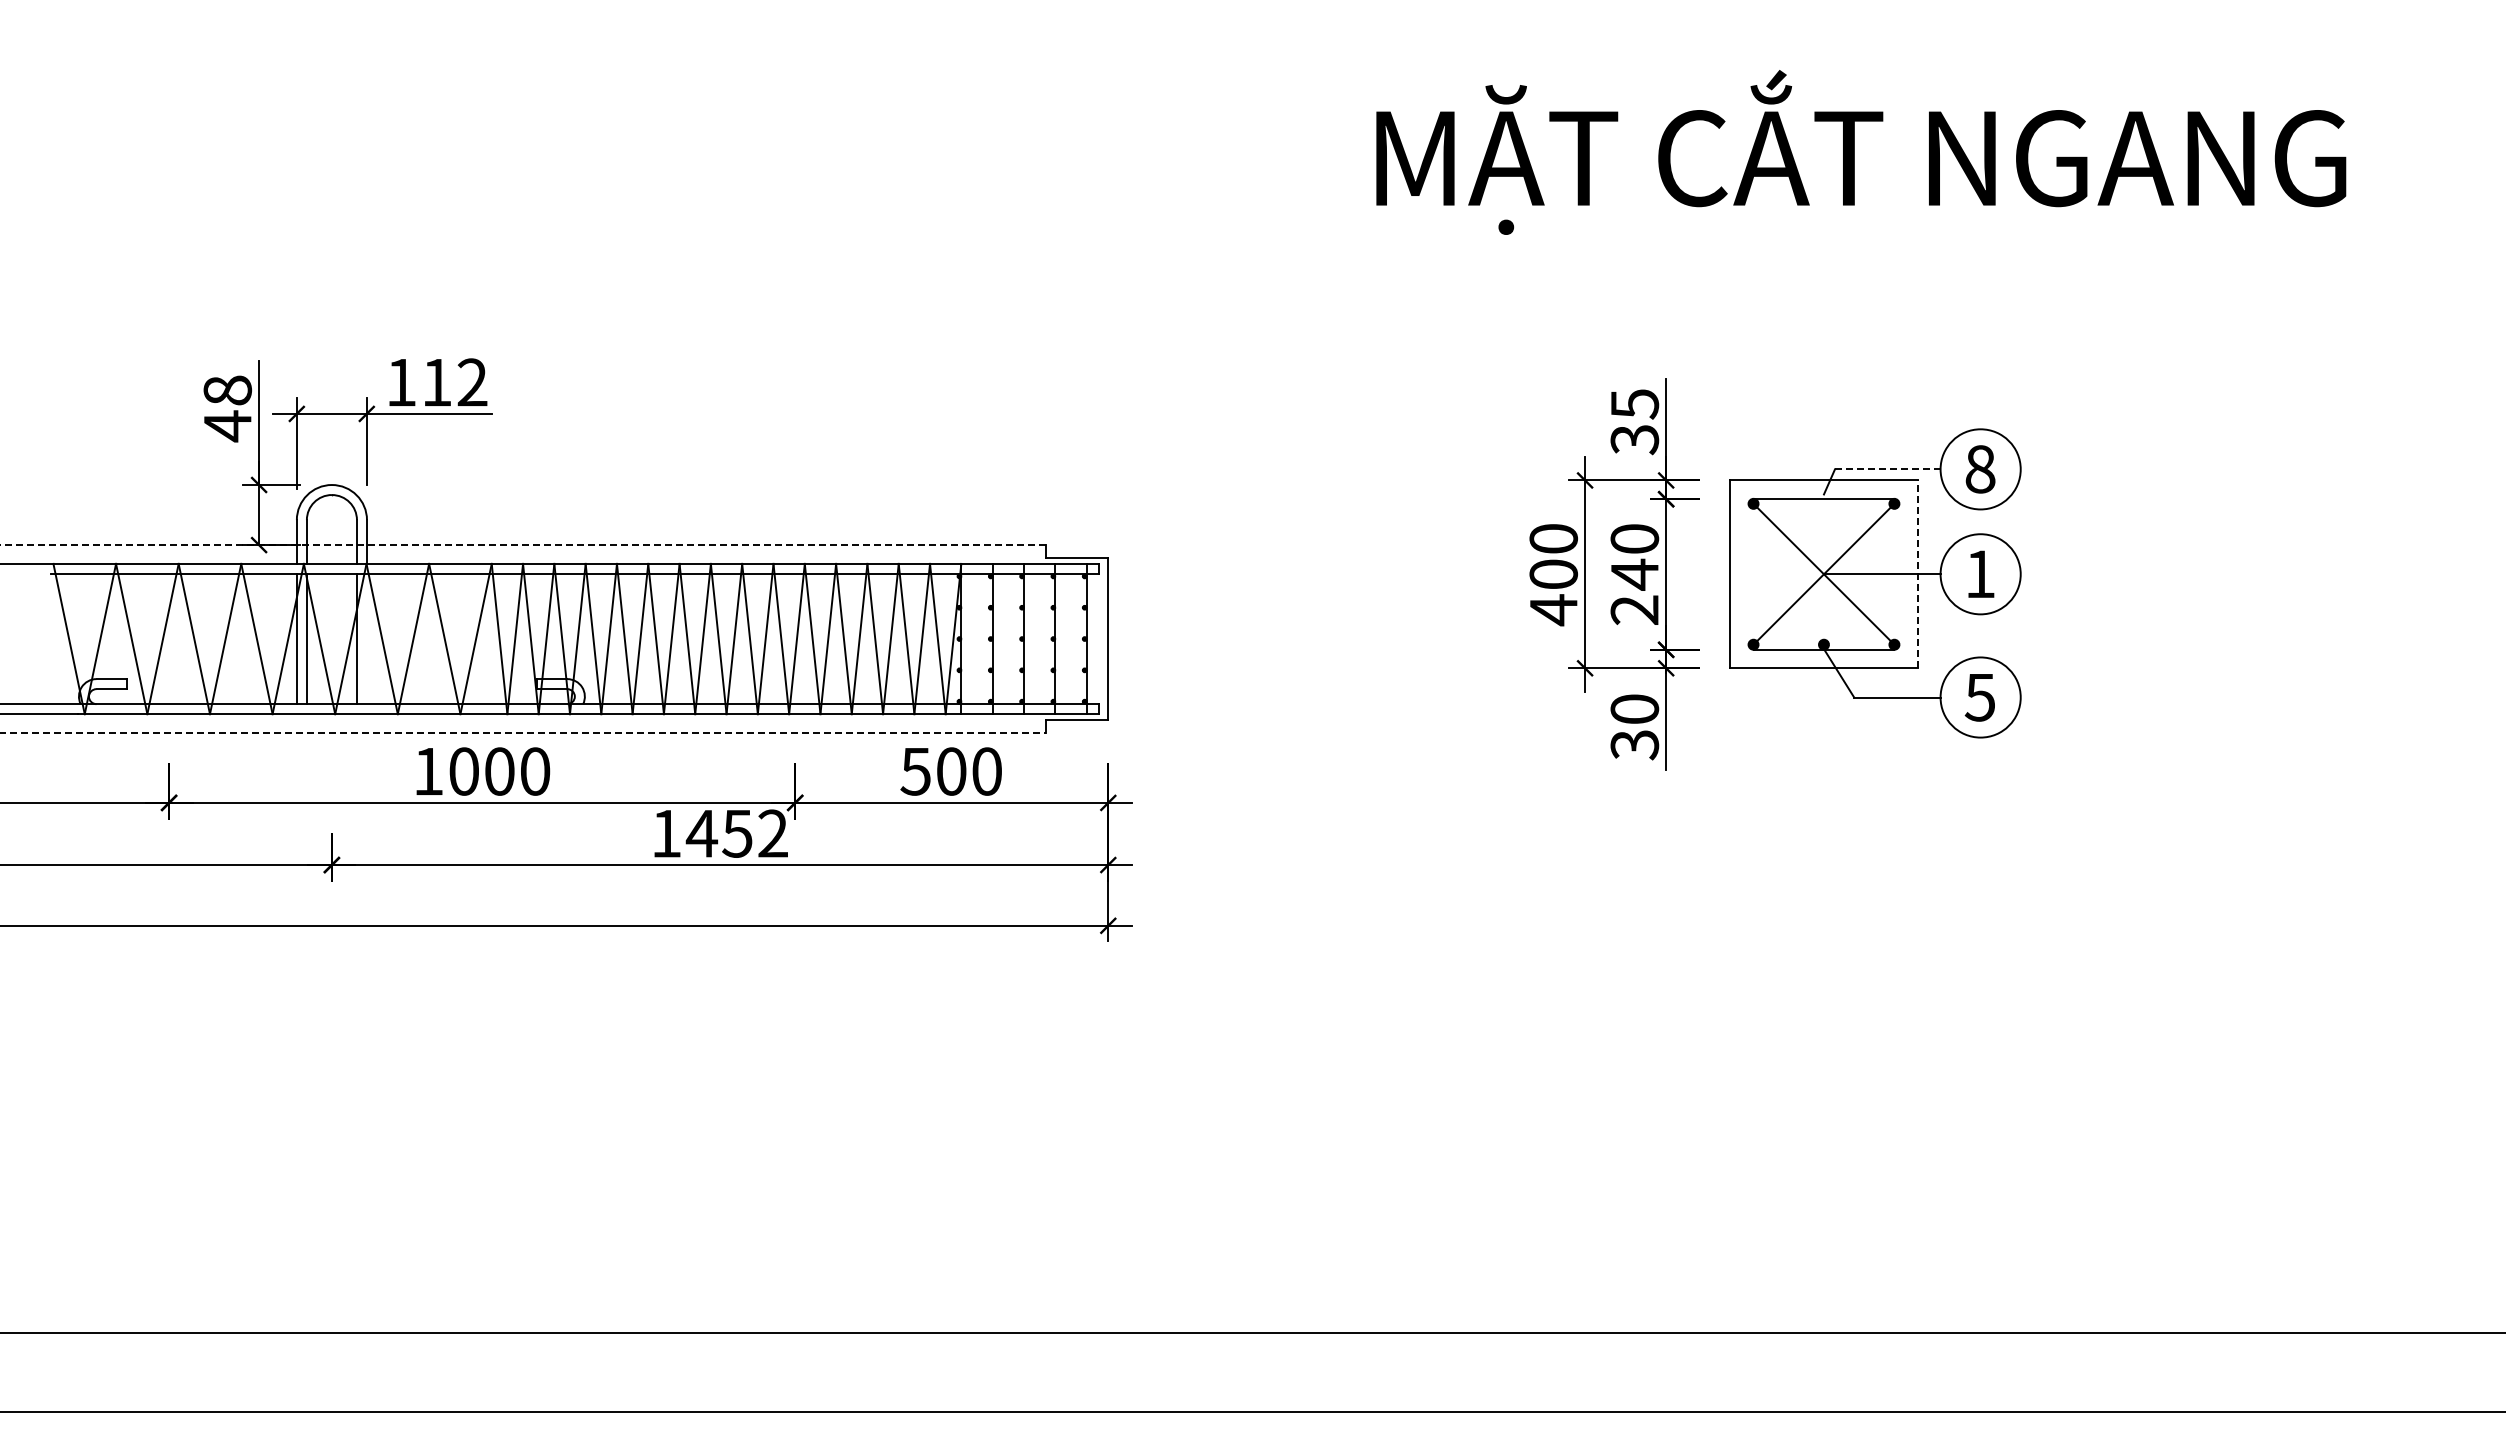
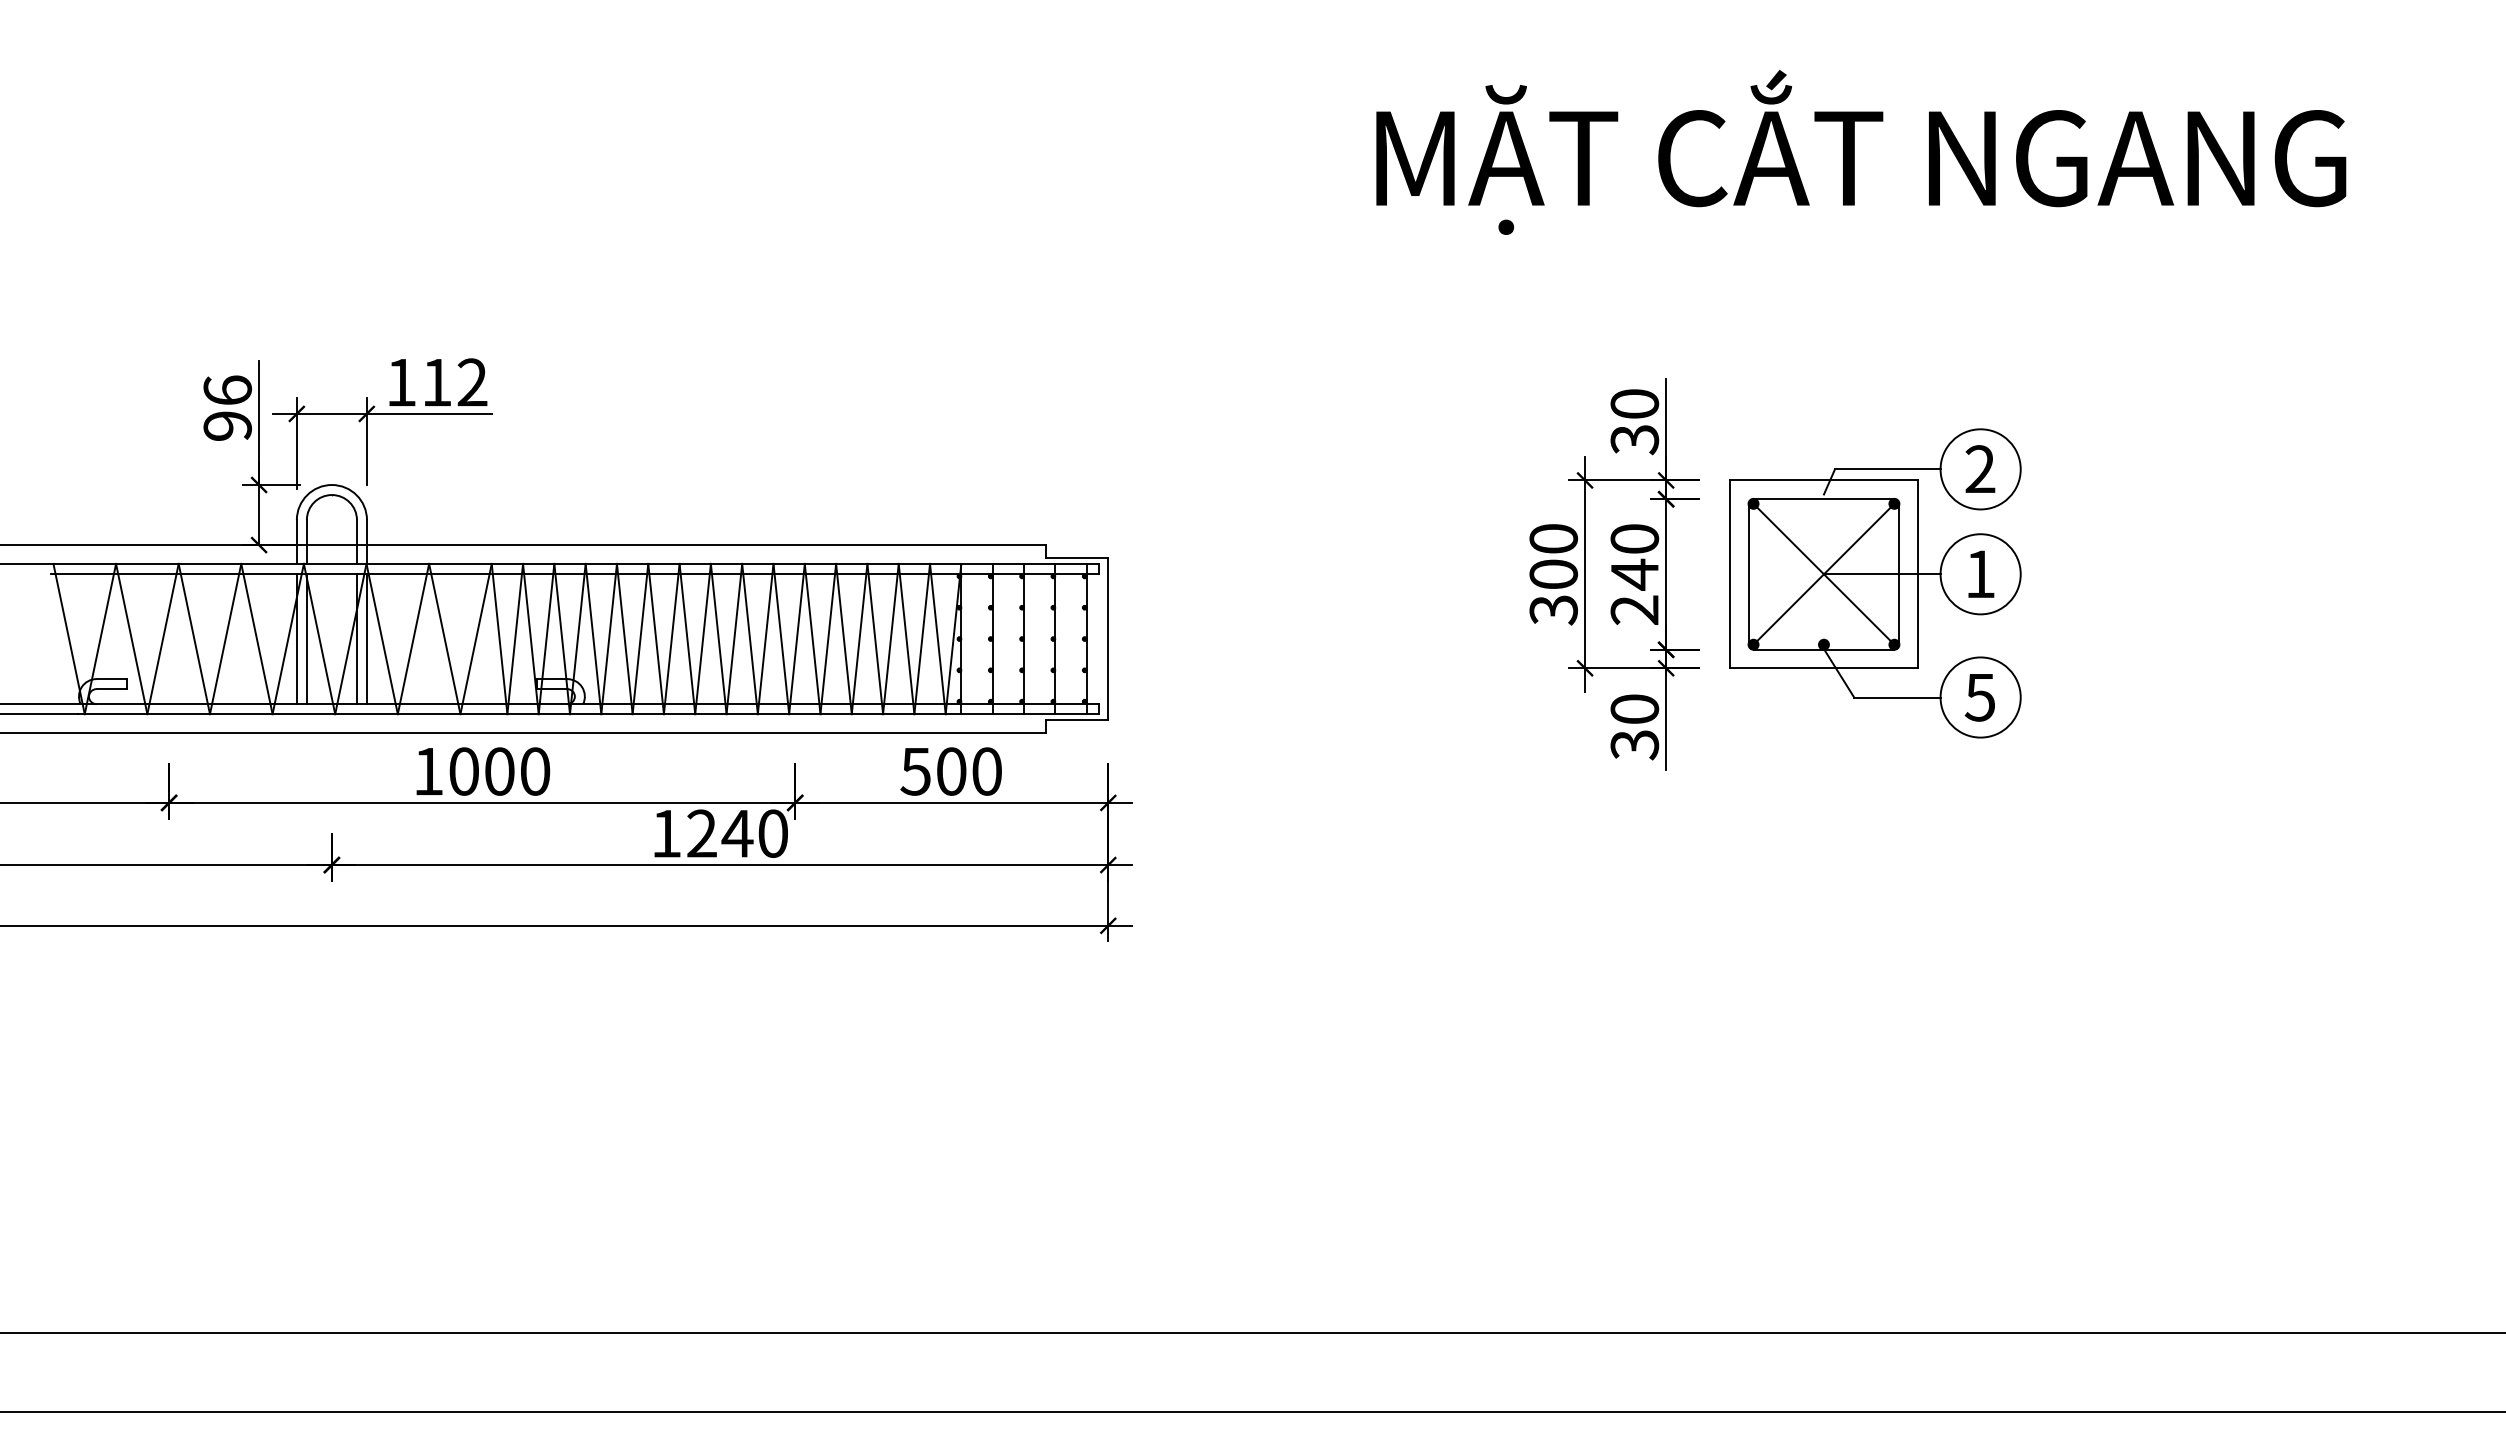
text: 35 -> 30 (1634, 404)
text: 48 -> 96 (227, 408)
line: dashed -> solid (1887, 469)
text: 8 -> 2 (1980, 469)
line: dashed -> solid (522, 545)
line: none -> present (1748, 573)
line: none -> present (1899, 573)
line: dashed -> solid (1917, 574)
text: 400 -> 300 (1553, 610)
line: none -> present (366, 638)
line: dashed -> solid (523, 732)
text: 1452 -> 1240 (736, 833)
